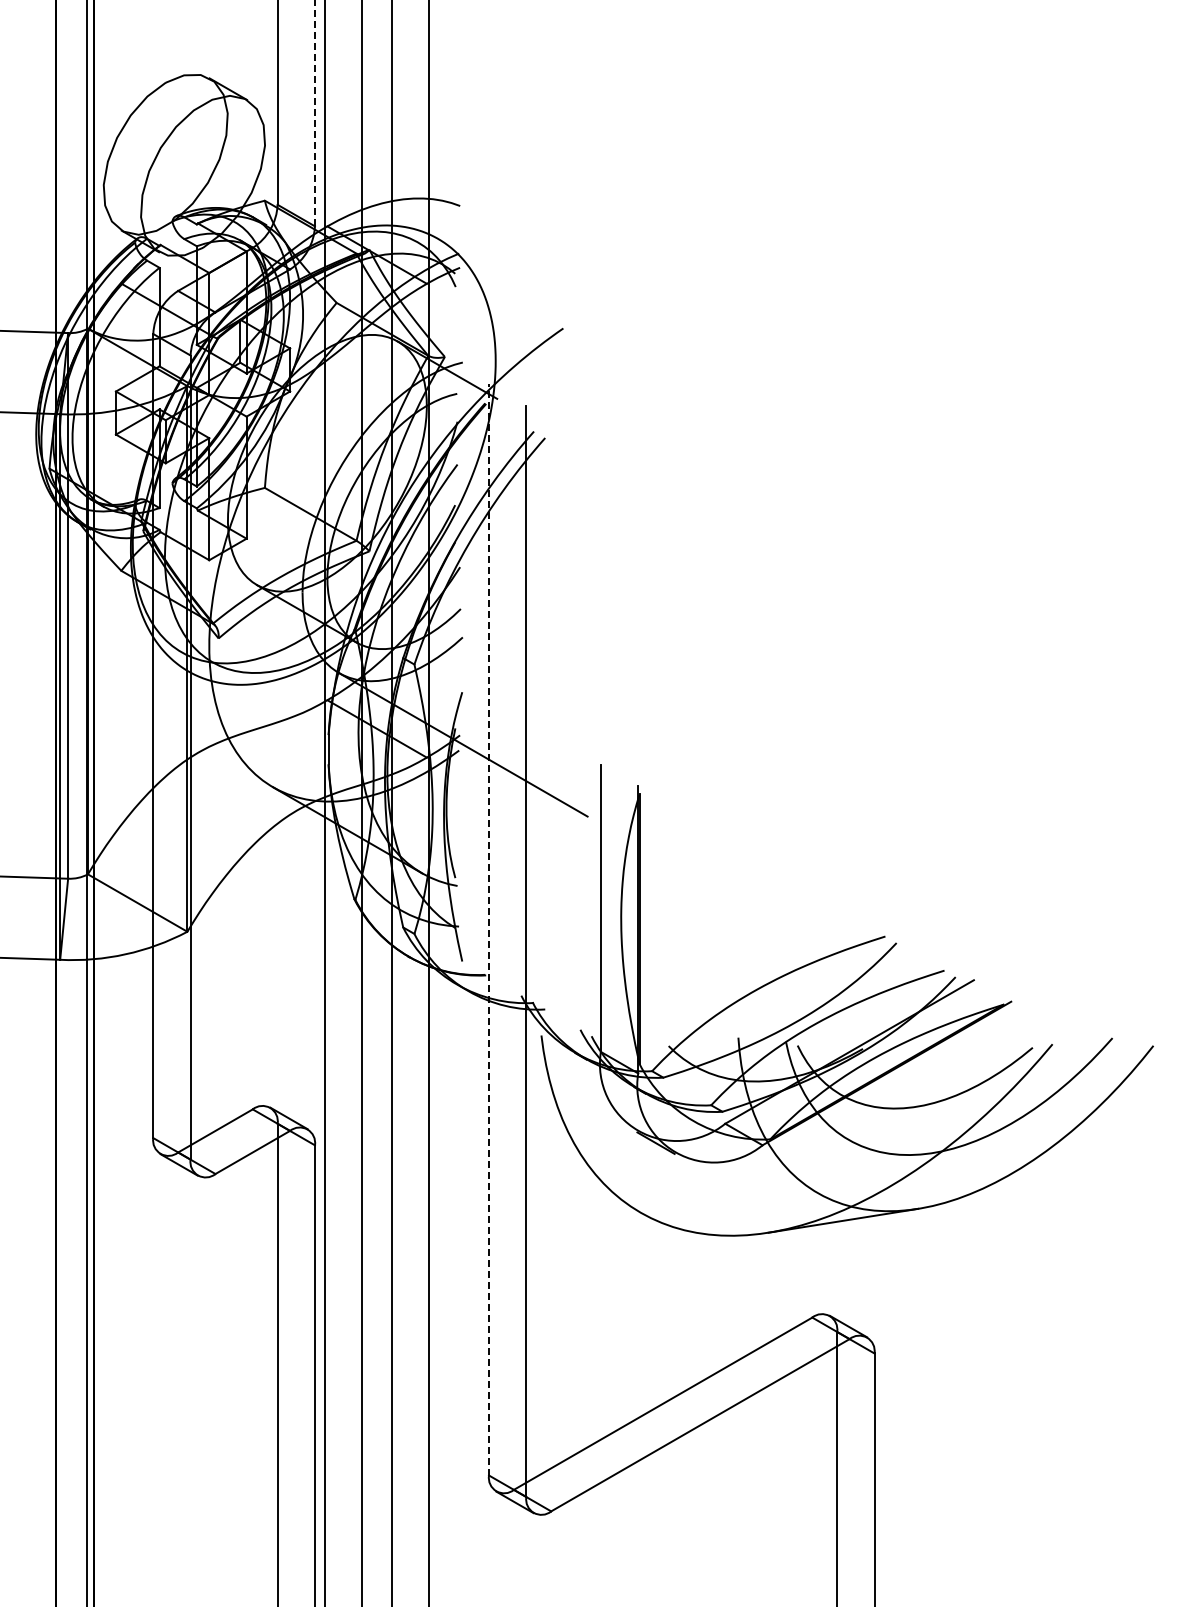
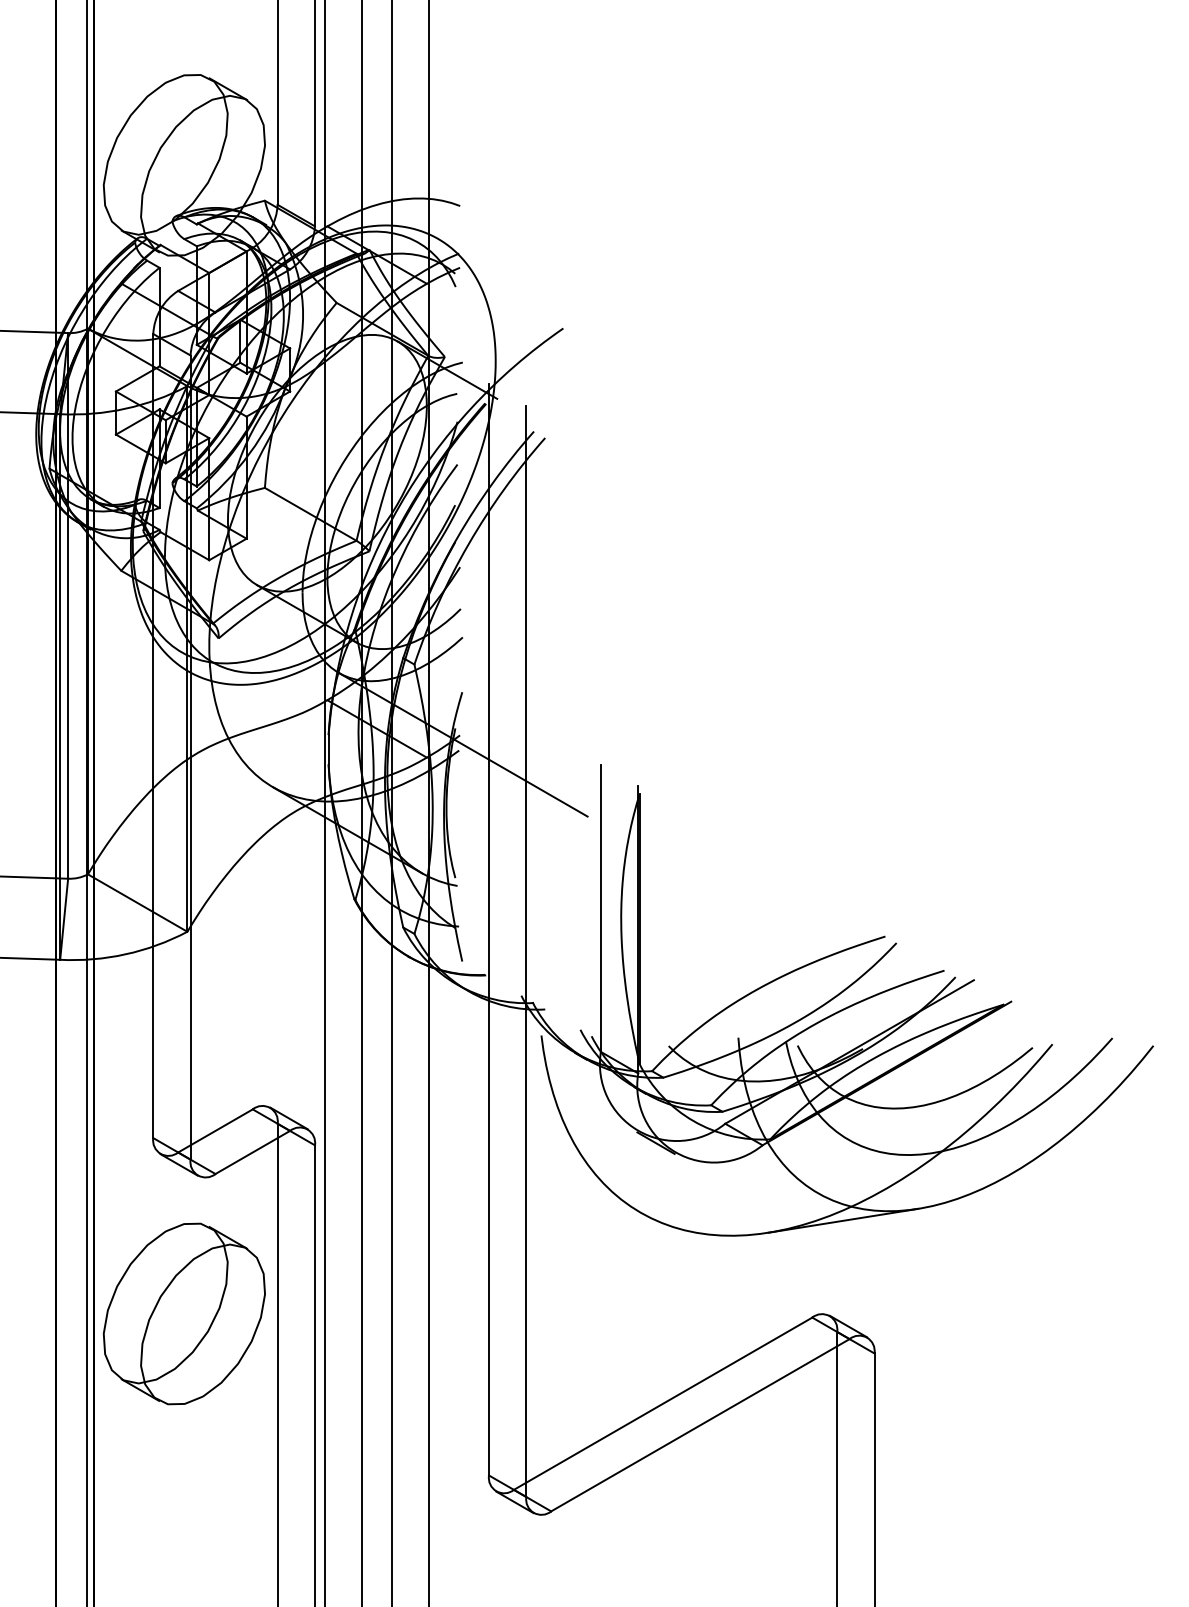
line: dashed -> solid (314, 113)
line: dashed -> solid (489, 929)
part: none -> present (183, 1313)
